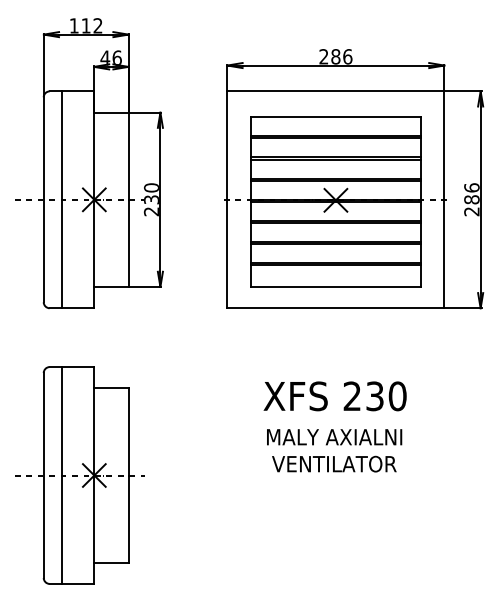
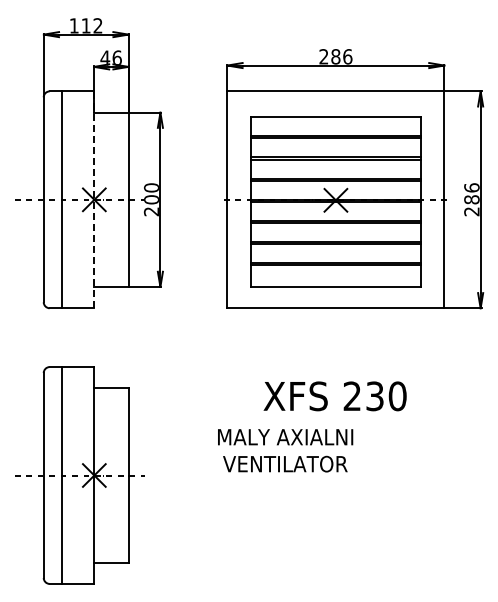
line: solid -> dashed (94, 199)
text: 230 -> 200 (151, 199)
text position: (334, 450) -> (285, 450) (285, 450)
